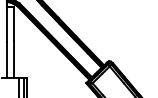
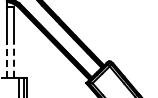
line: solid -> dashed (6, 59)
line: solid -> dashed (14, 59)
